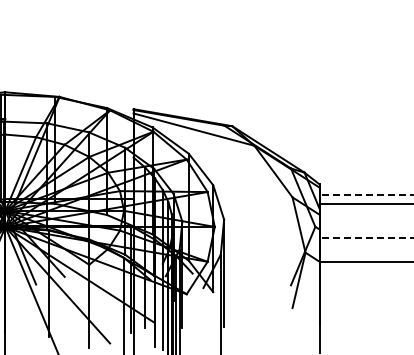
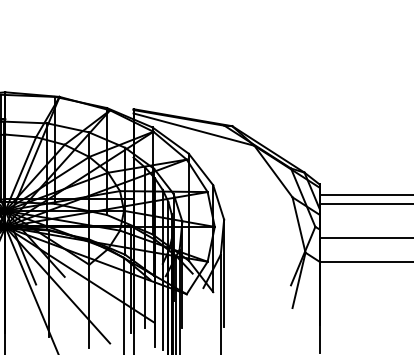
line: dashed -> solid (366, 194)
line: dashed -> solid (366, 237)
